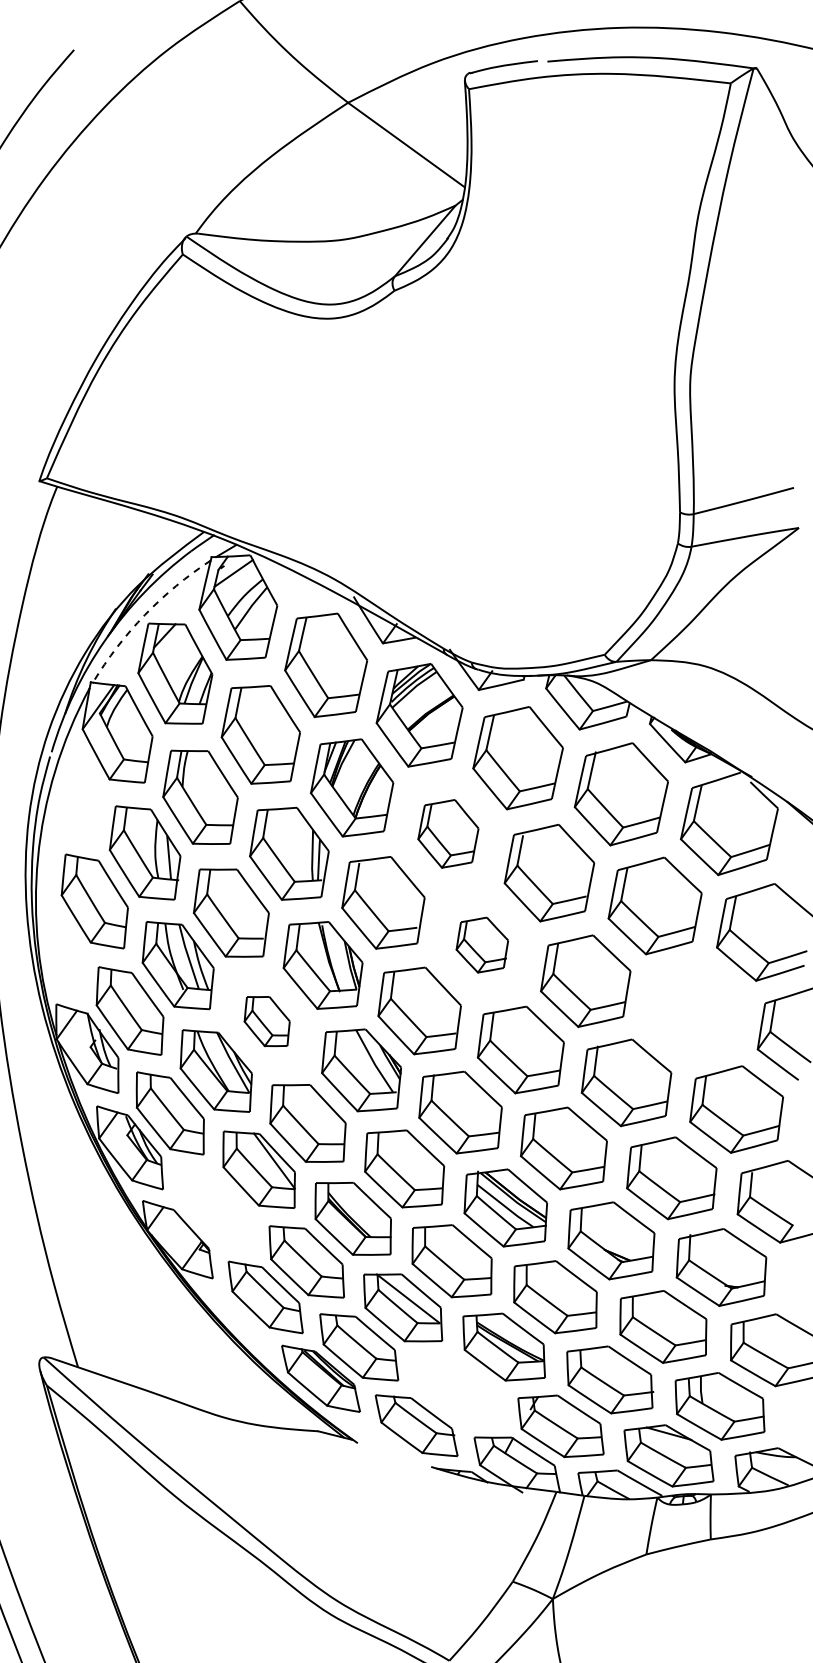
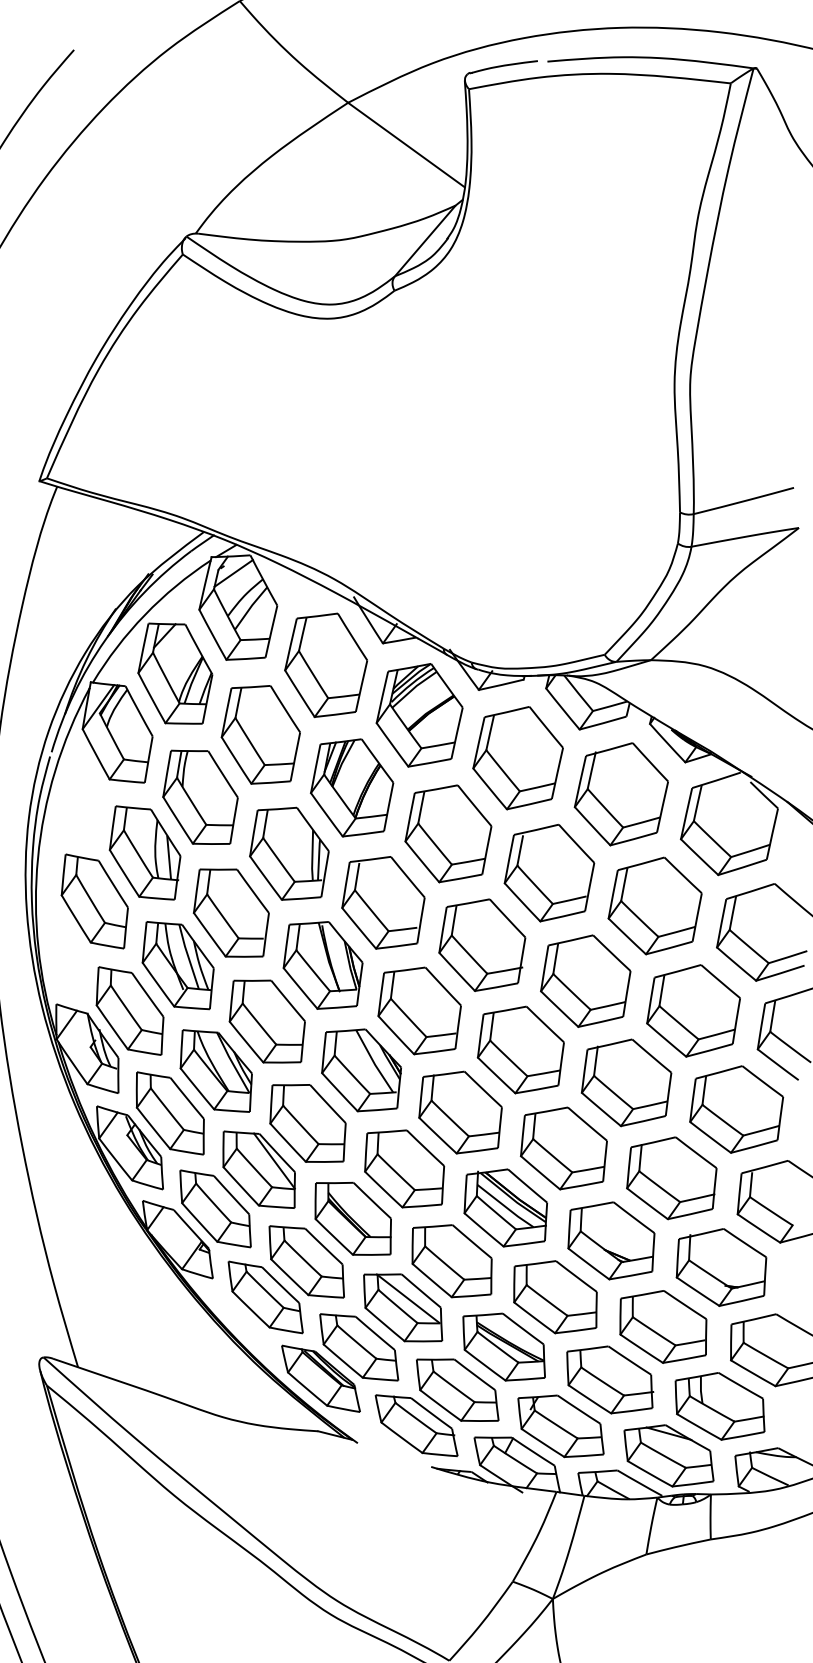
arc: dashed -> solid (144, 614)
part size: 63x70 px -> 89x100 px (448, 833)
part size: 54x58 px -> 89x94 px (482, 944)
part: none -> present (693, 1010)
part size: 48x52 px -> 78x85 px (266, 1021)
part: none -> present (215, 1208)
part: none -> present (457, 1389)
